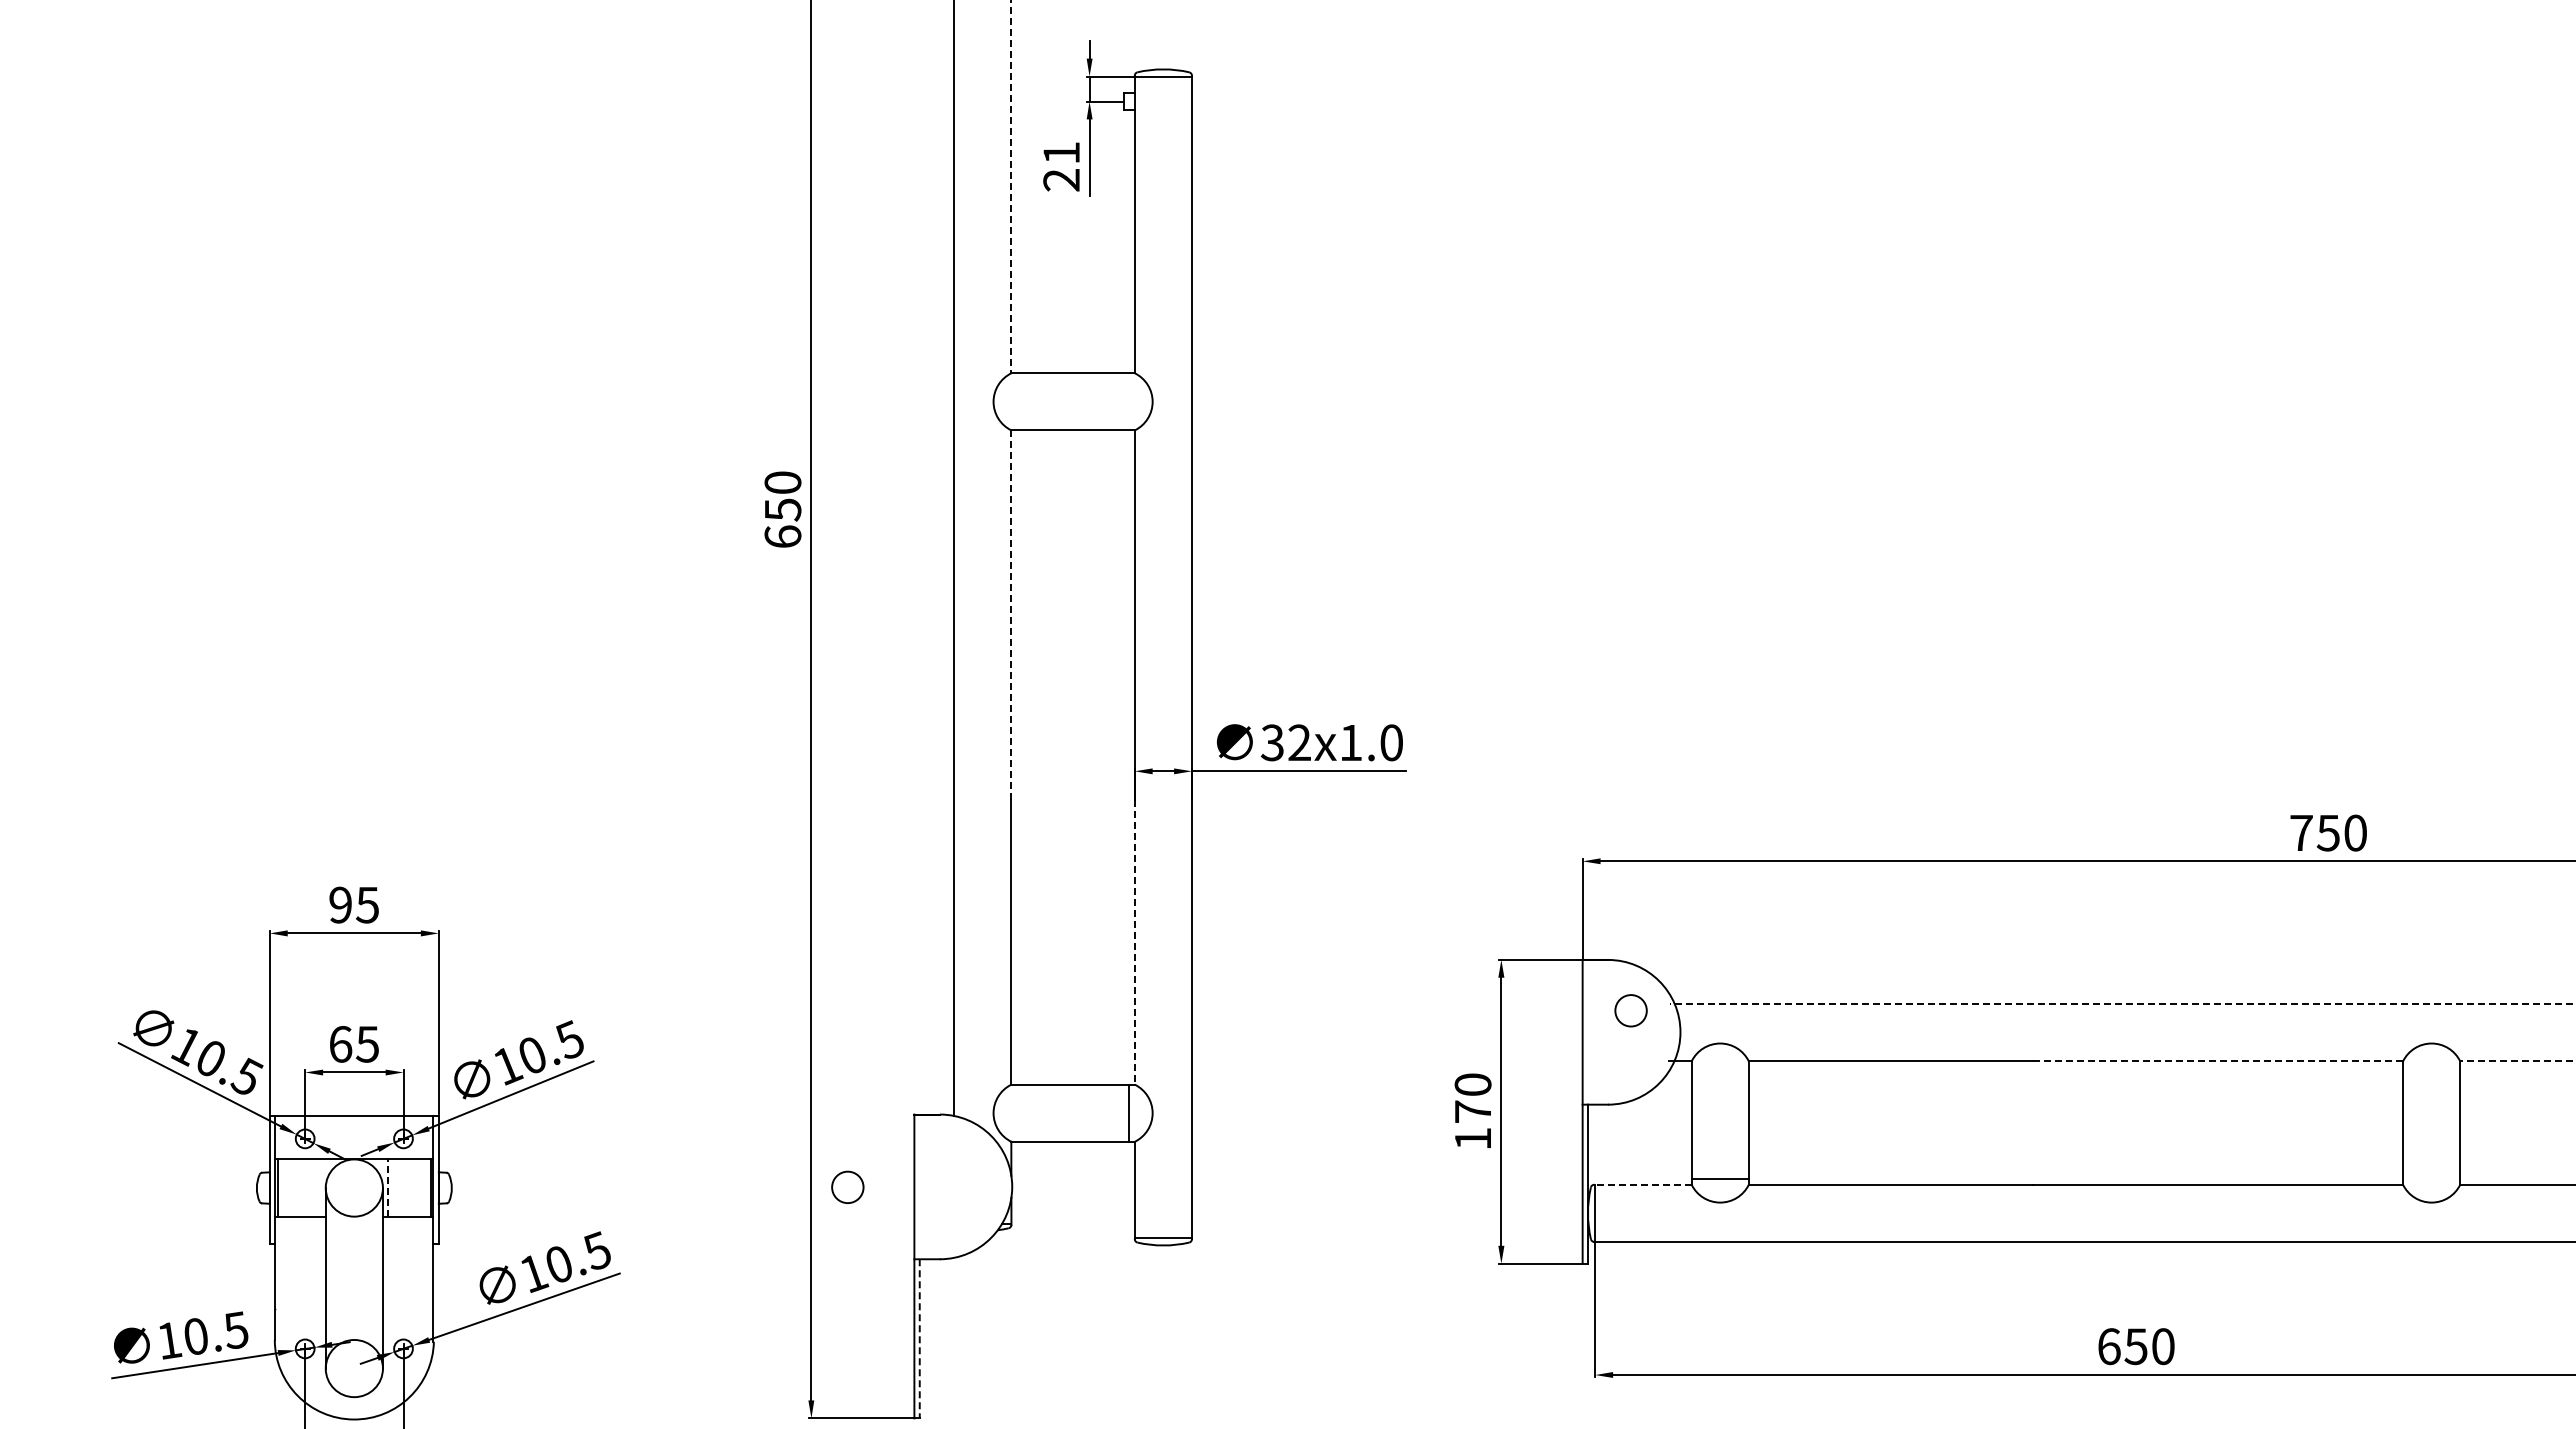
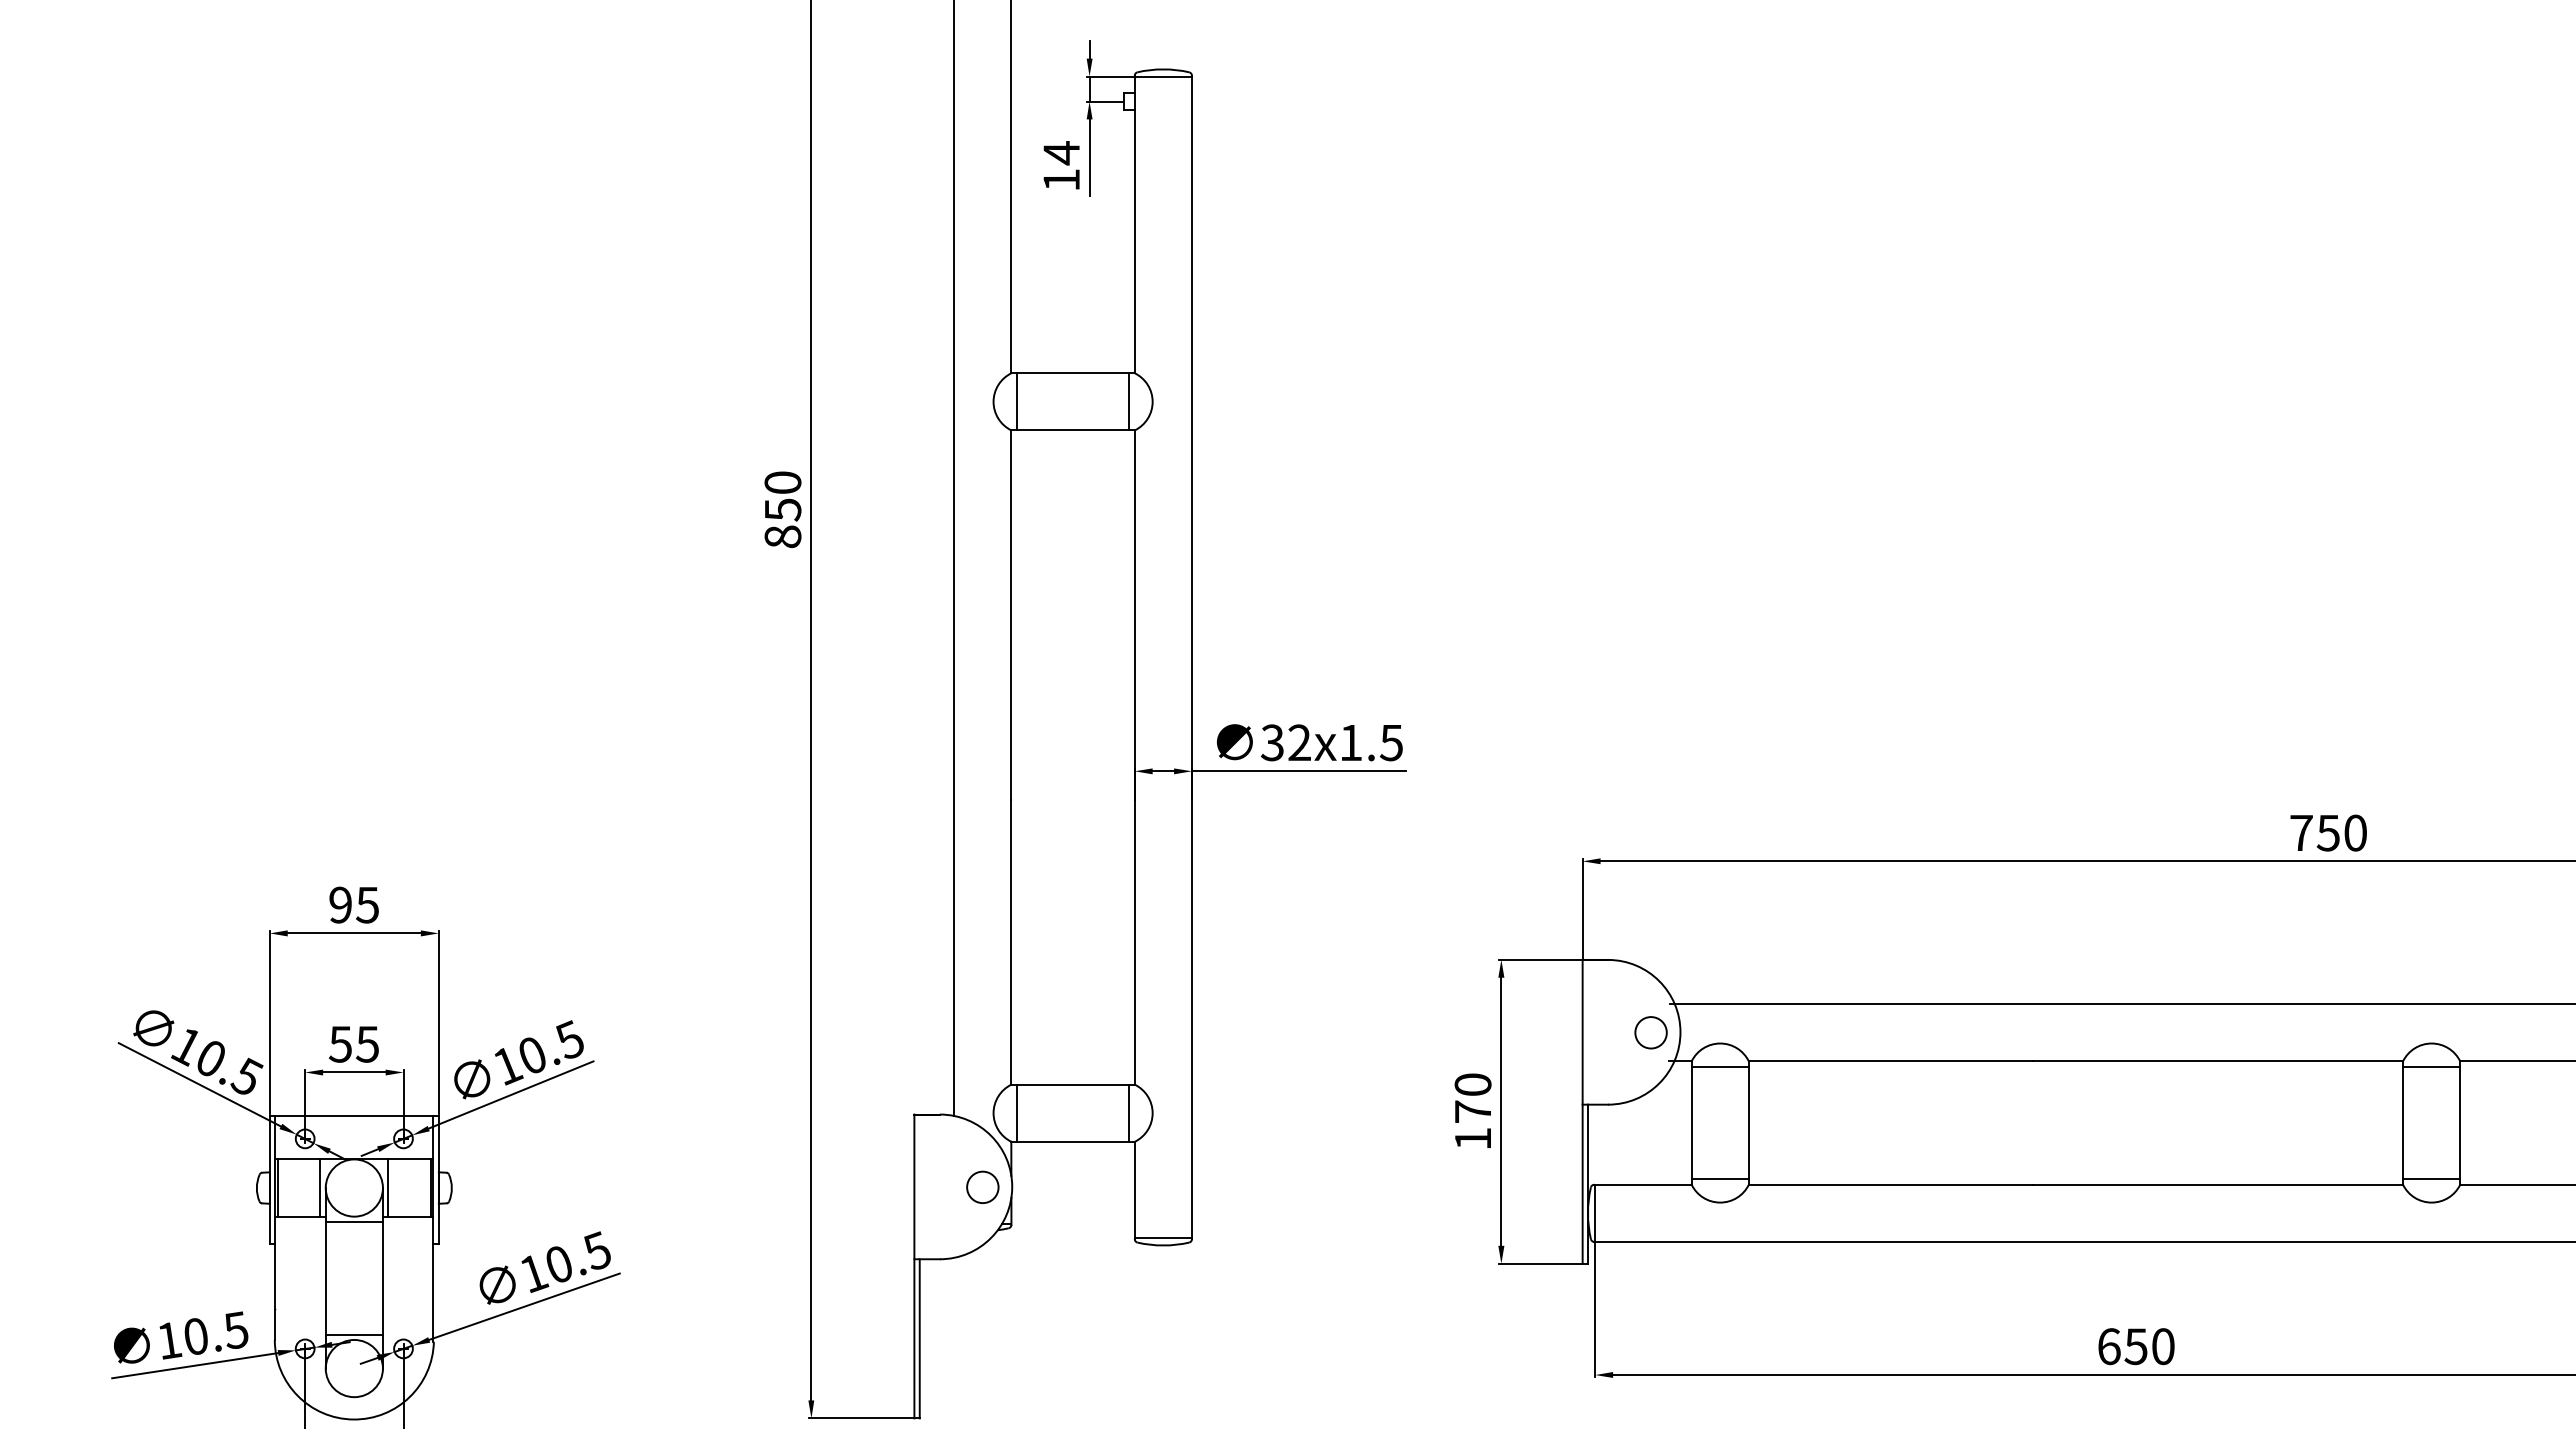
text: 21 -> 14 (1061, 166)
line: dashed -> solid (1011, 187)
line: none -> present (1016, 401)
line: none -> present (1129, 401)
text: 650 -> 850 (782, 536)
line: dashed -> solid (1011, 615)
text: 32x1.0 -> 32x1.5 (1390, 742)
line: dashed -> solid (1134, 943)
line: dashed -> solid (2122, 1004)
circle position: (1630, 1010) -> (1650, 1032) (1650, 1032)
text: 65 -> 55 (340, 1044)
line: dashed -> solid (2218, 1061)
line: dashed -> solid (2517, 1061)
line: none -> present (1719, 1066)
line: none -> present (2431, 1066)
line: none -> present (1016, 1112)
line: none -> present (2431, 1179)
line: dashed -> solid (1643, 1184)
circle position: (847, 1186) -> (982, 1186) (982, 1186)
line: none -> present (320, 1187)
line: dashed -> solid (388, 1188)
line: none -> present (353, 1222)
line: none -> present (353, 1334)
line: dashed -> solid (919, 1338)
